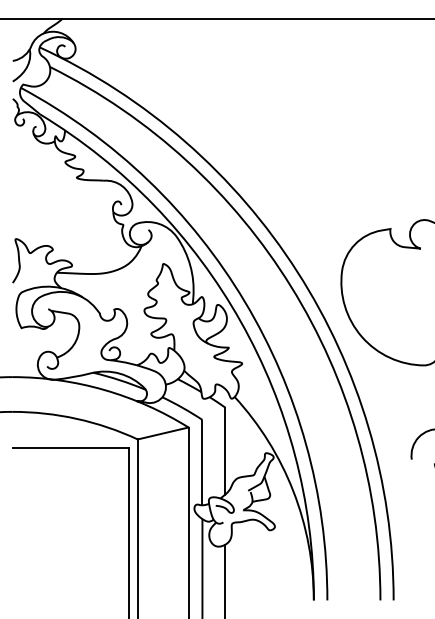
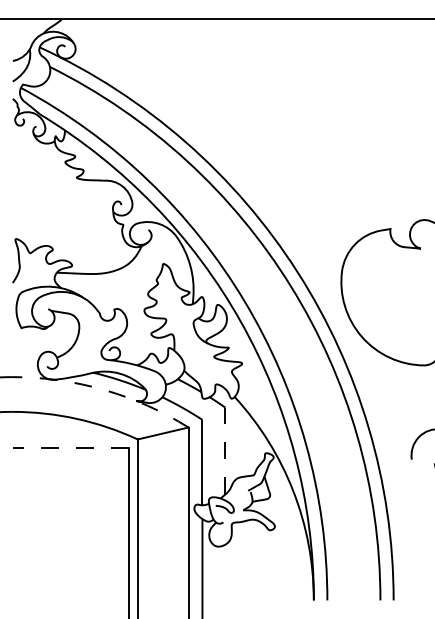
arc: solid -> dashed (104, 389)
line: solid -> dashed (70, 448)
line: solid -> dashed (225, 450)
line: present -> none (225, 579)
